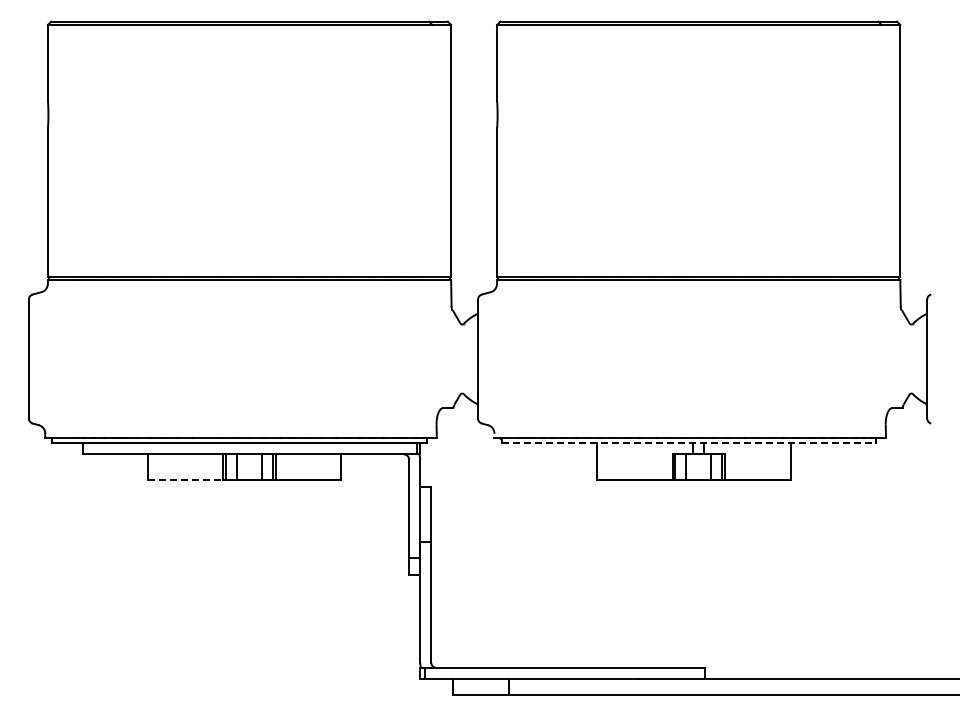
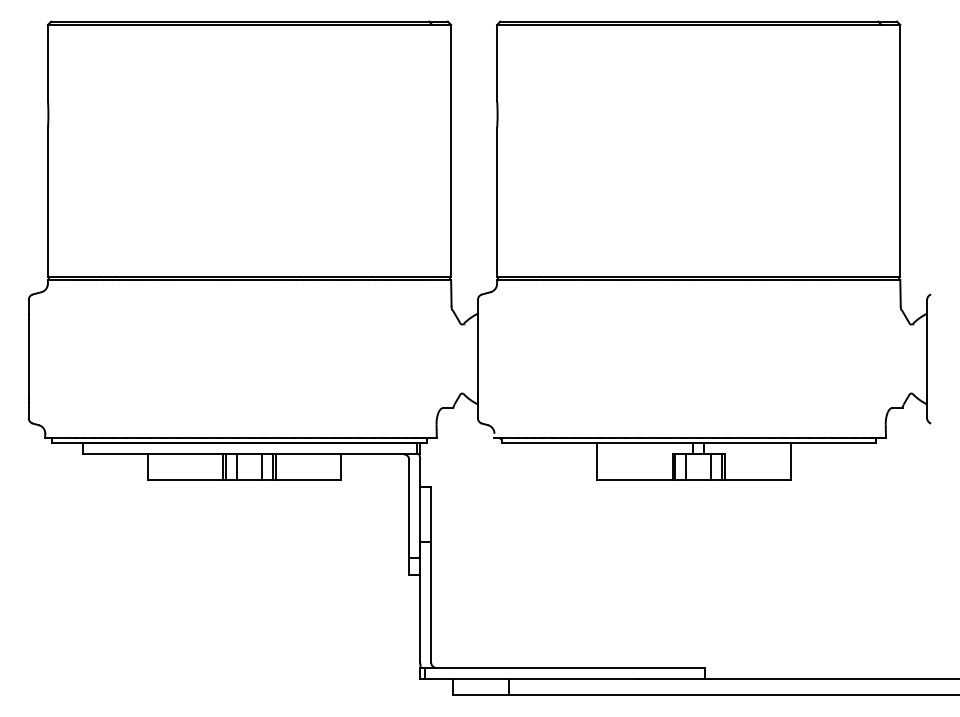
line: dashed -> solid (689, 443)
line: dashed -> solid (185, 479)
